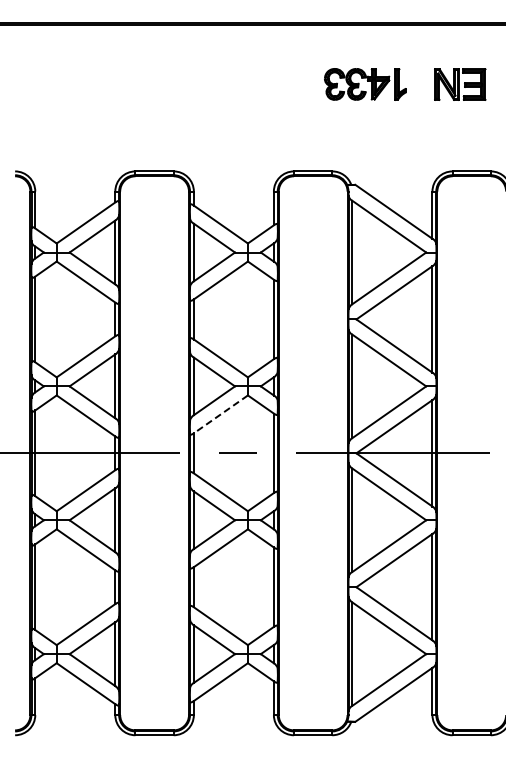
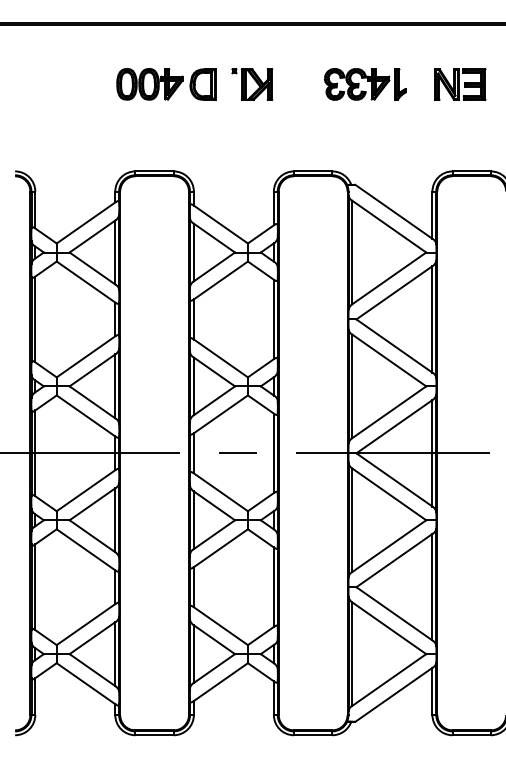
part: none -> present (166, 84)
part: none -> present (252, 84)
line: dashed -> solid (220, 414)
